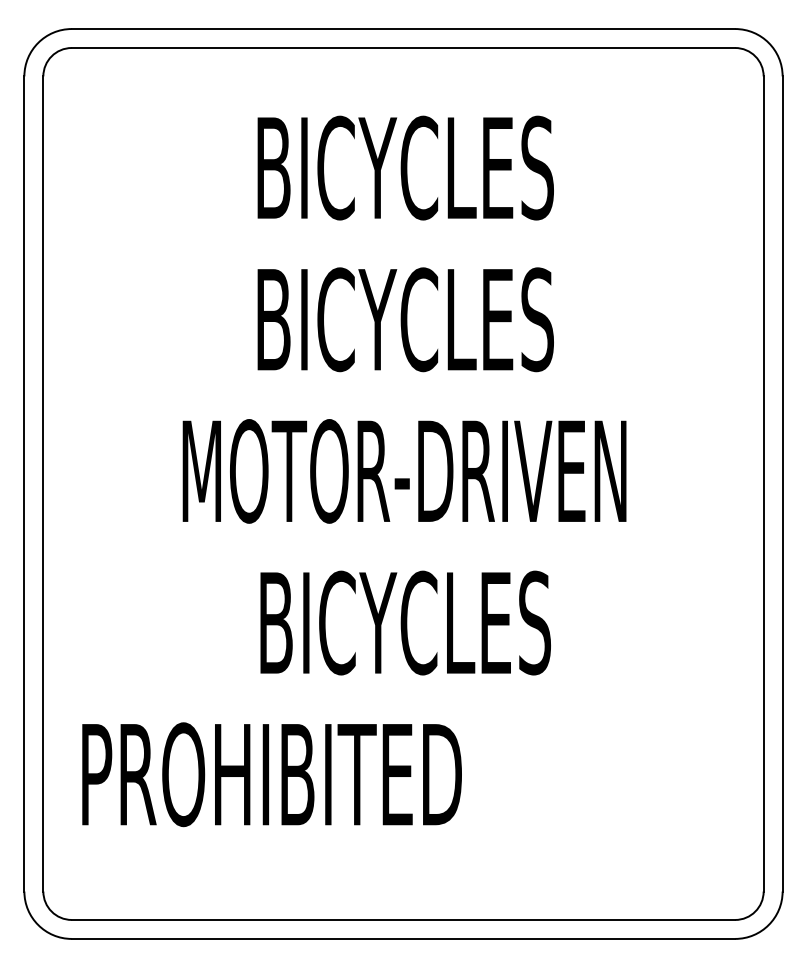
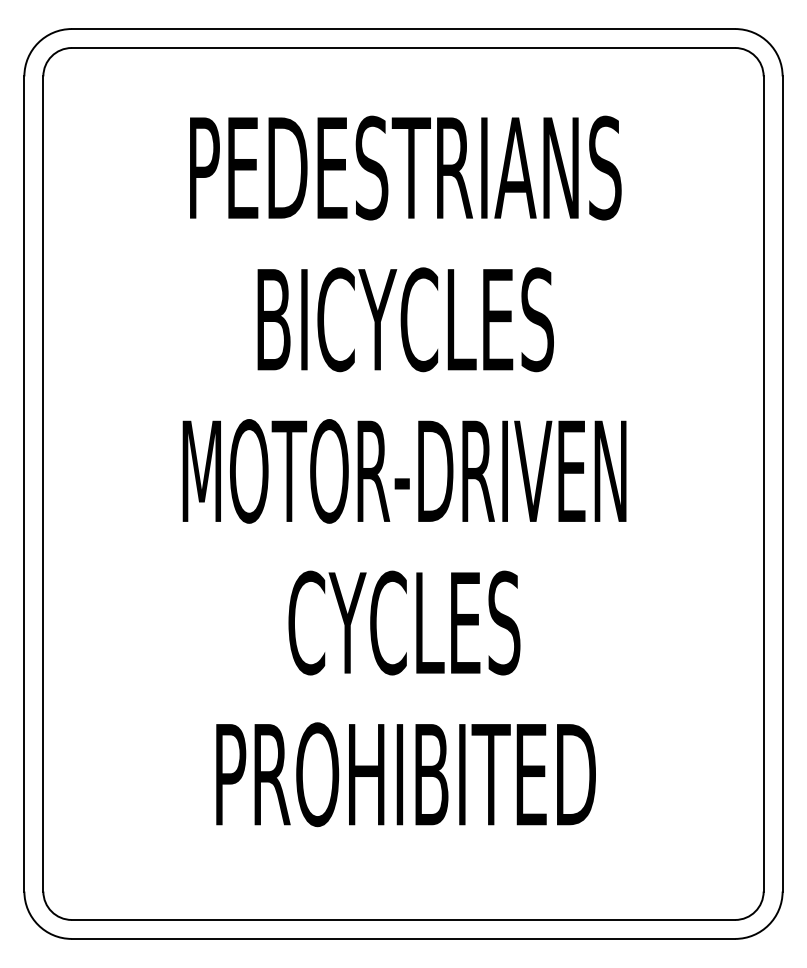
text: BICYCLES -> PEDESTRIANS (405, 167)
text: BICYCLES -> CYCLES (405, 622)
text position: (271, 774) -> (405, 774) (405, 774)
